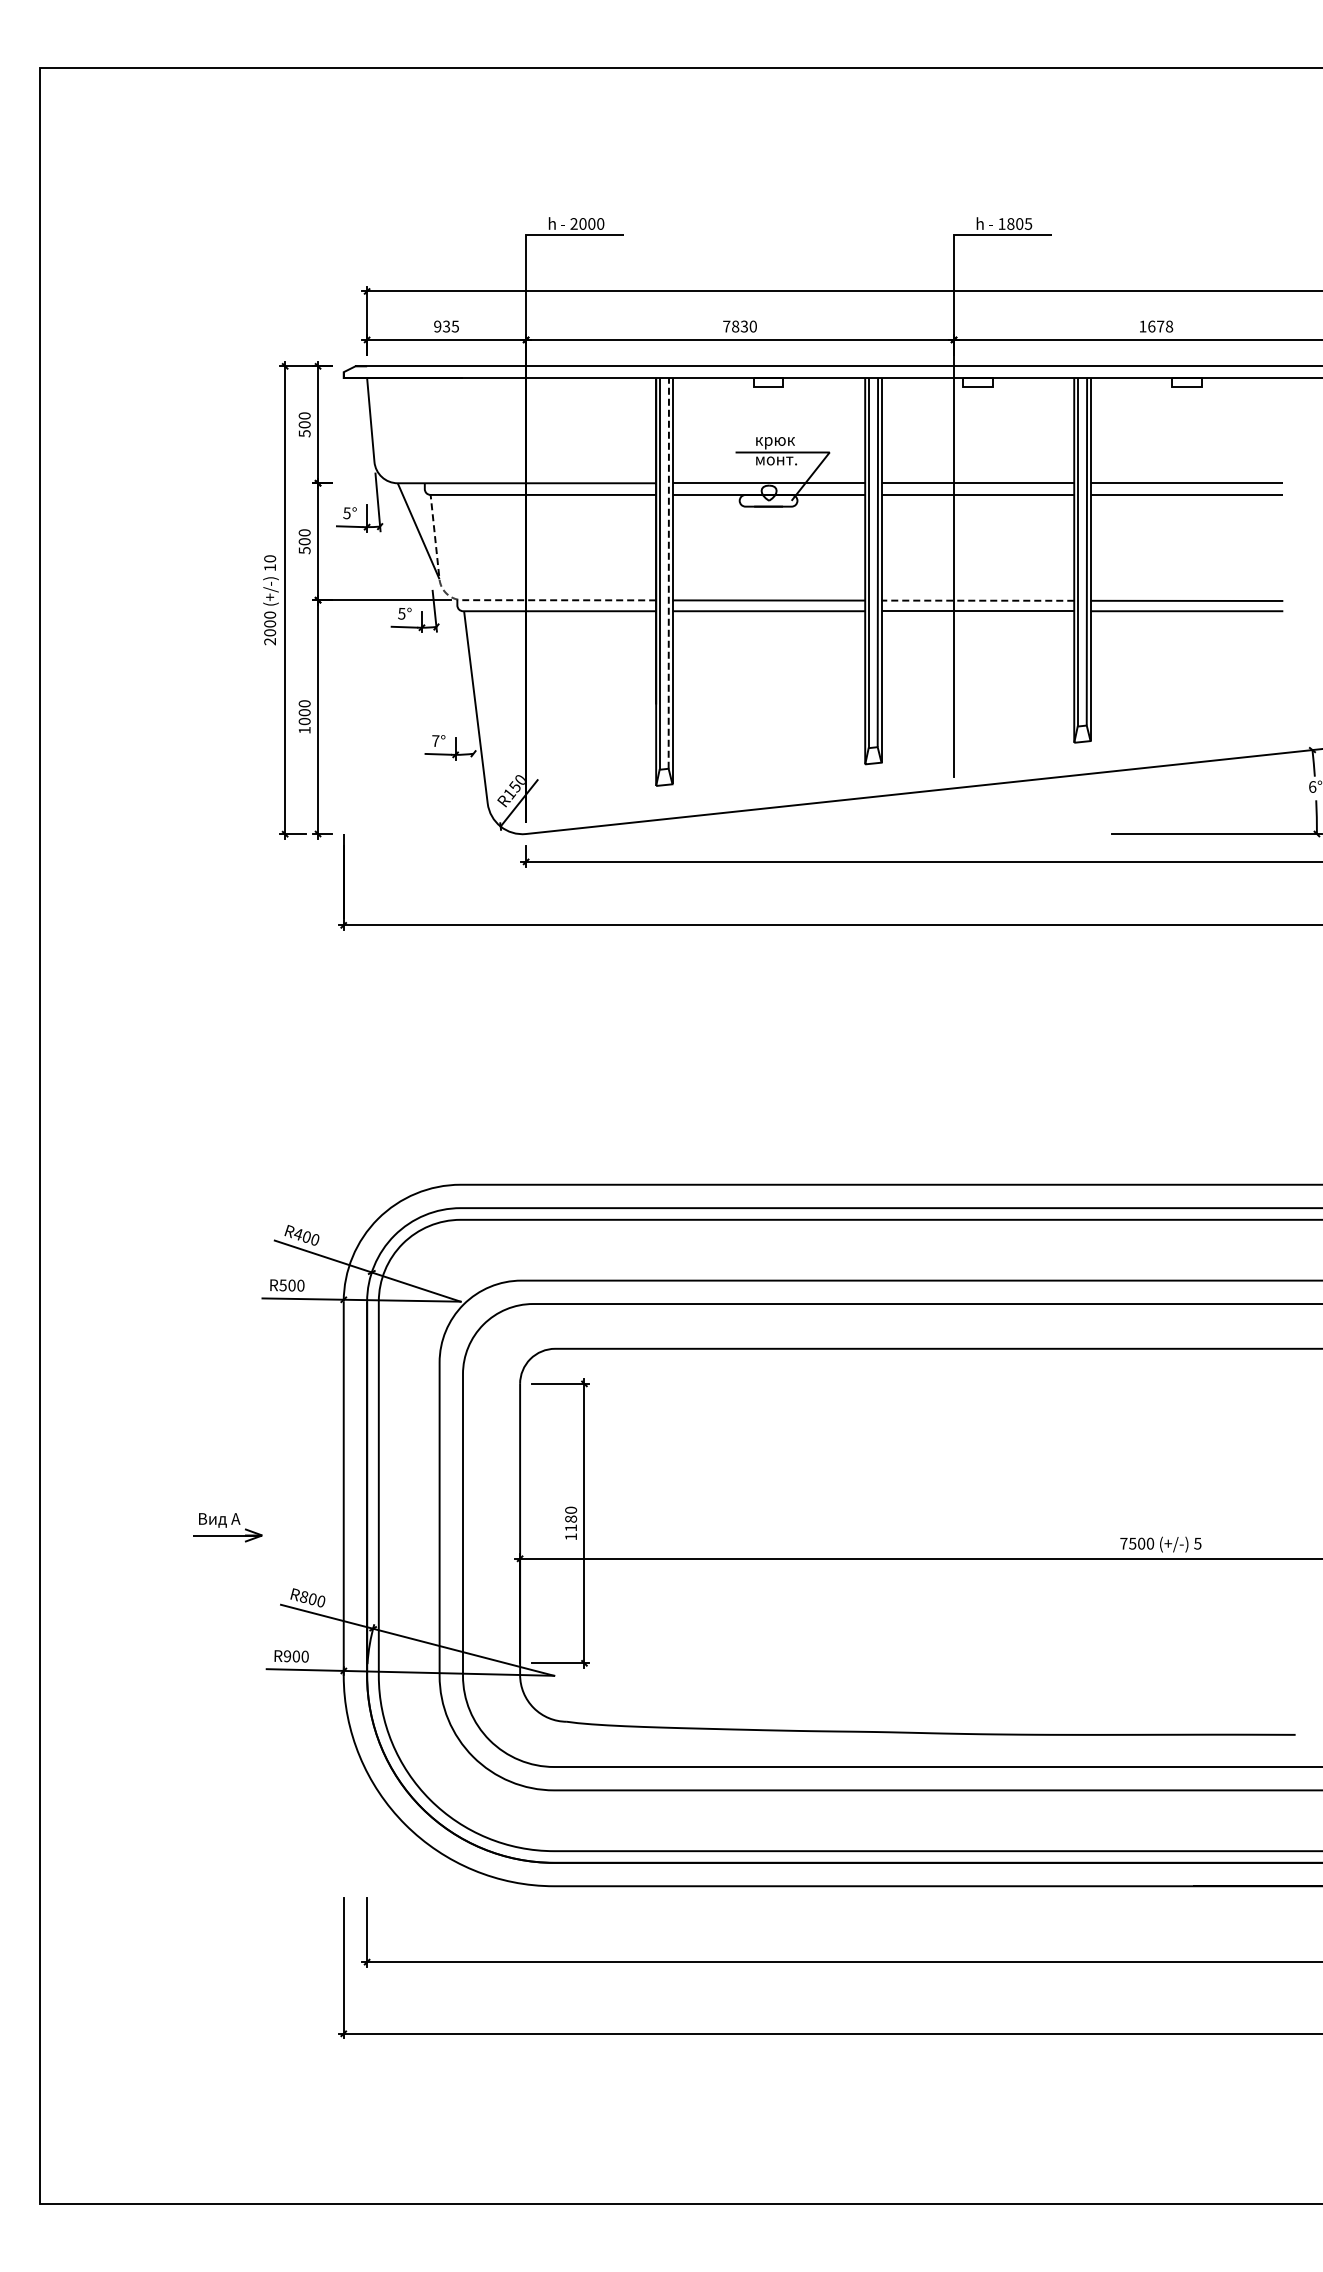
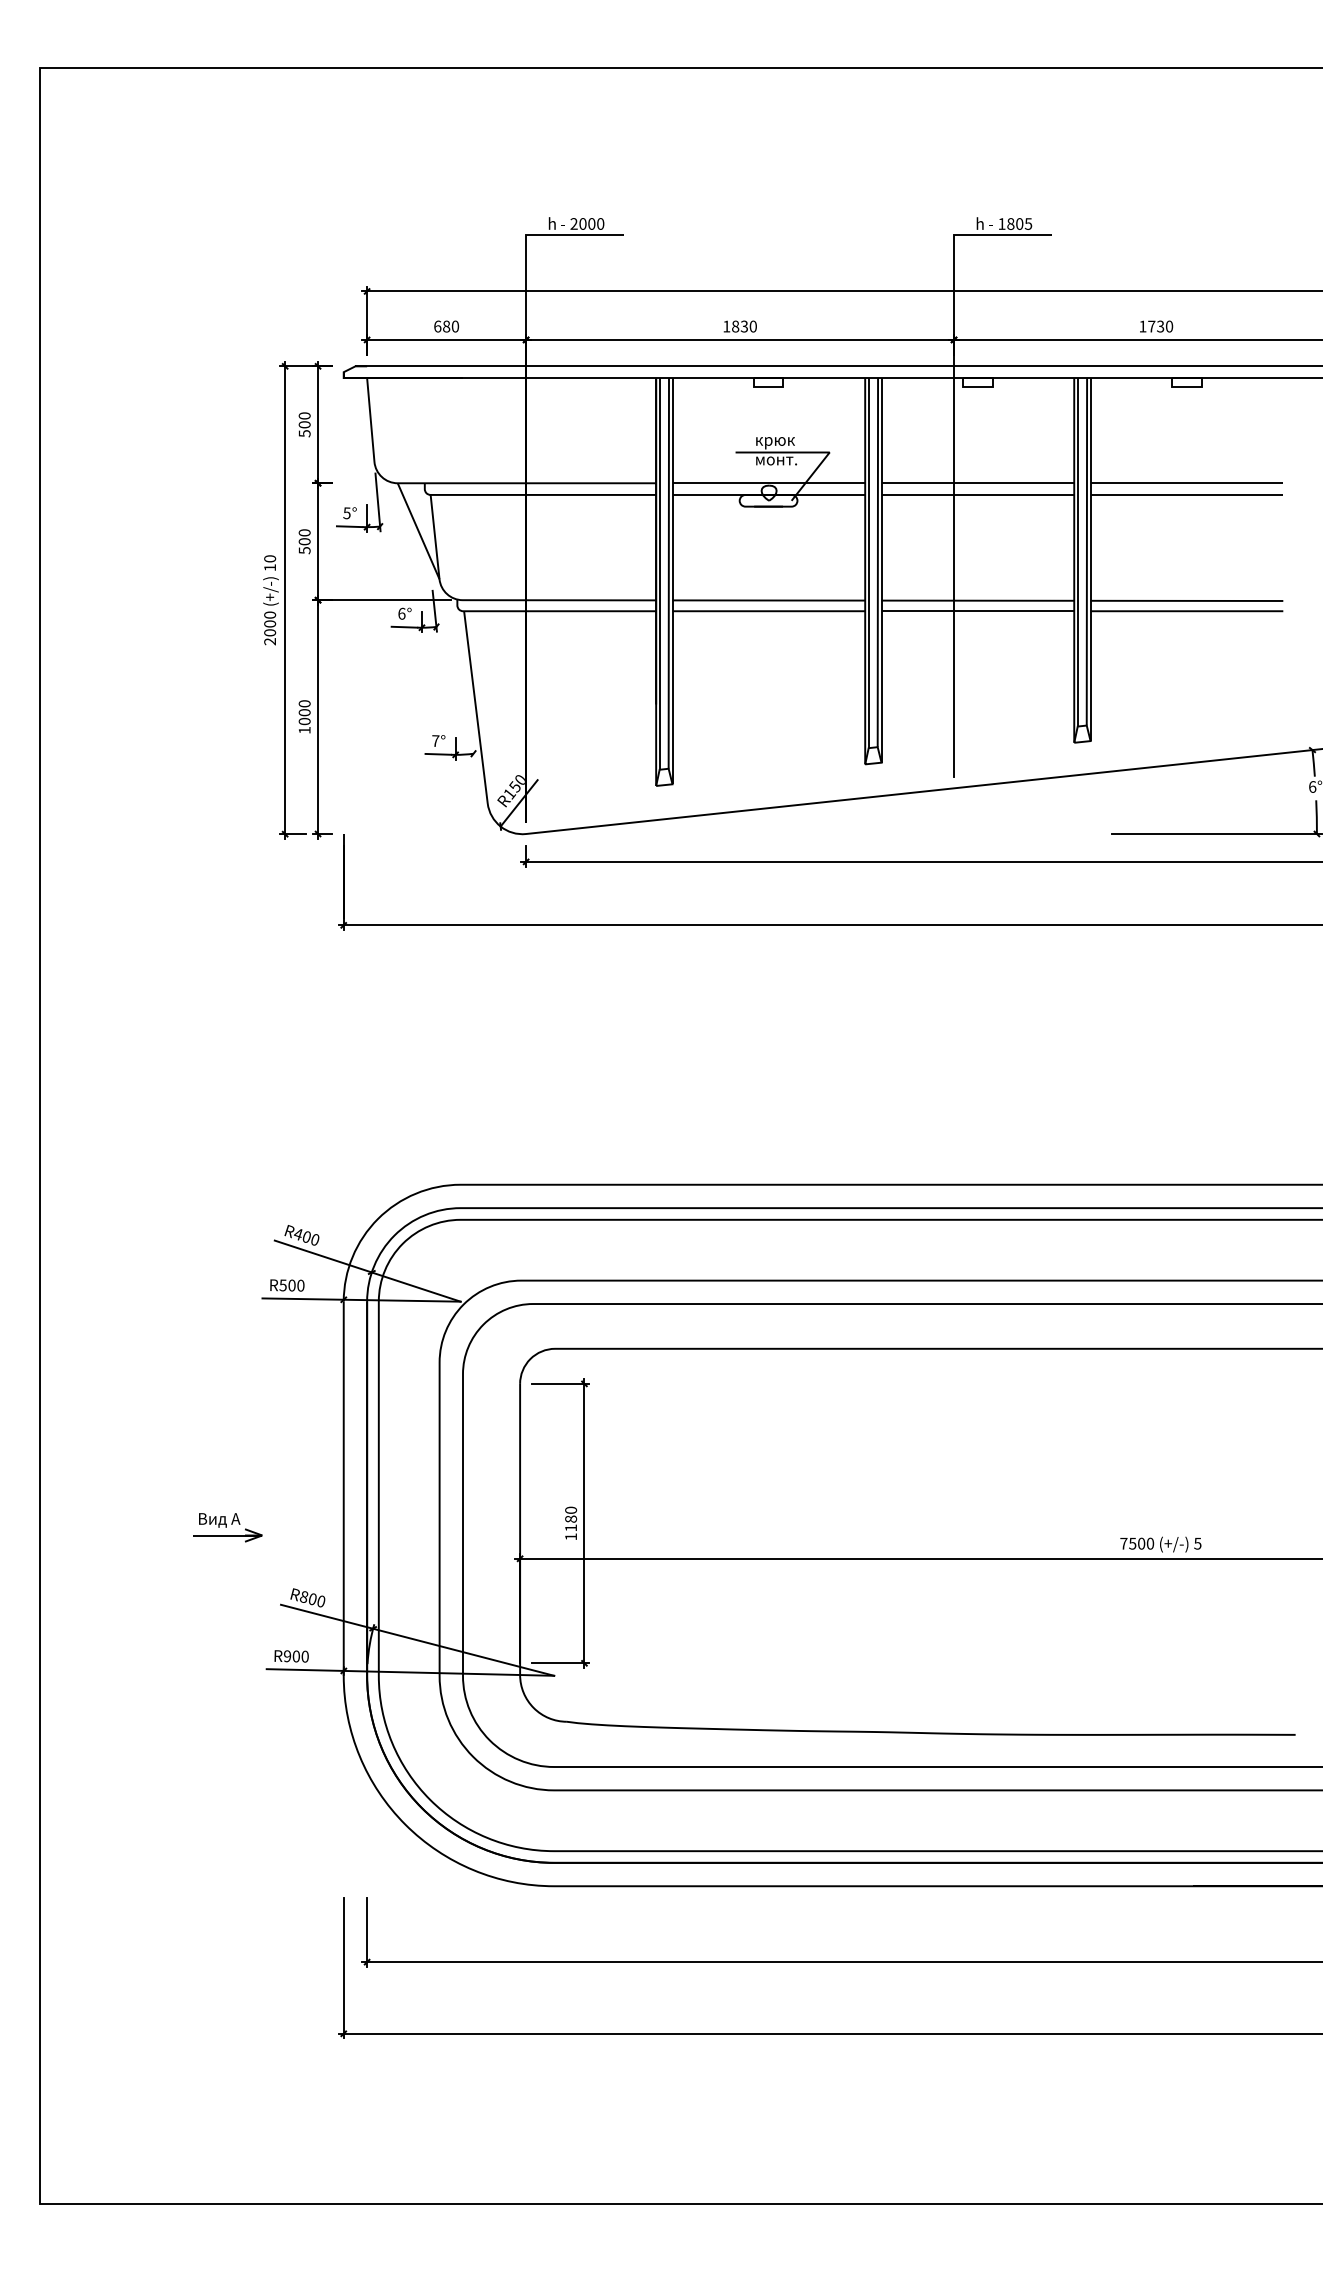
text: 935 -> 680 (446, 326)
text: 7830 -> 1830 (726, 326)
text: 1678 -> 1730 (1160, 326)
line: dashed -> solid (668, 572)
line: dashed -> solid (492, 600)
line: dashed -> solid (977, 600)
text: 5° -> 6° (401, 613)
